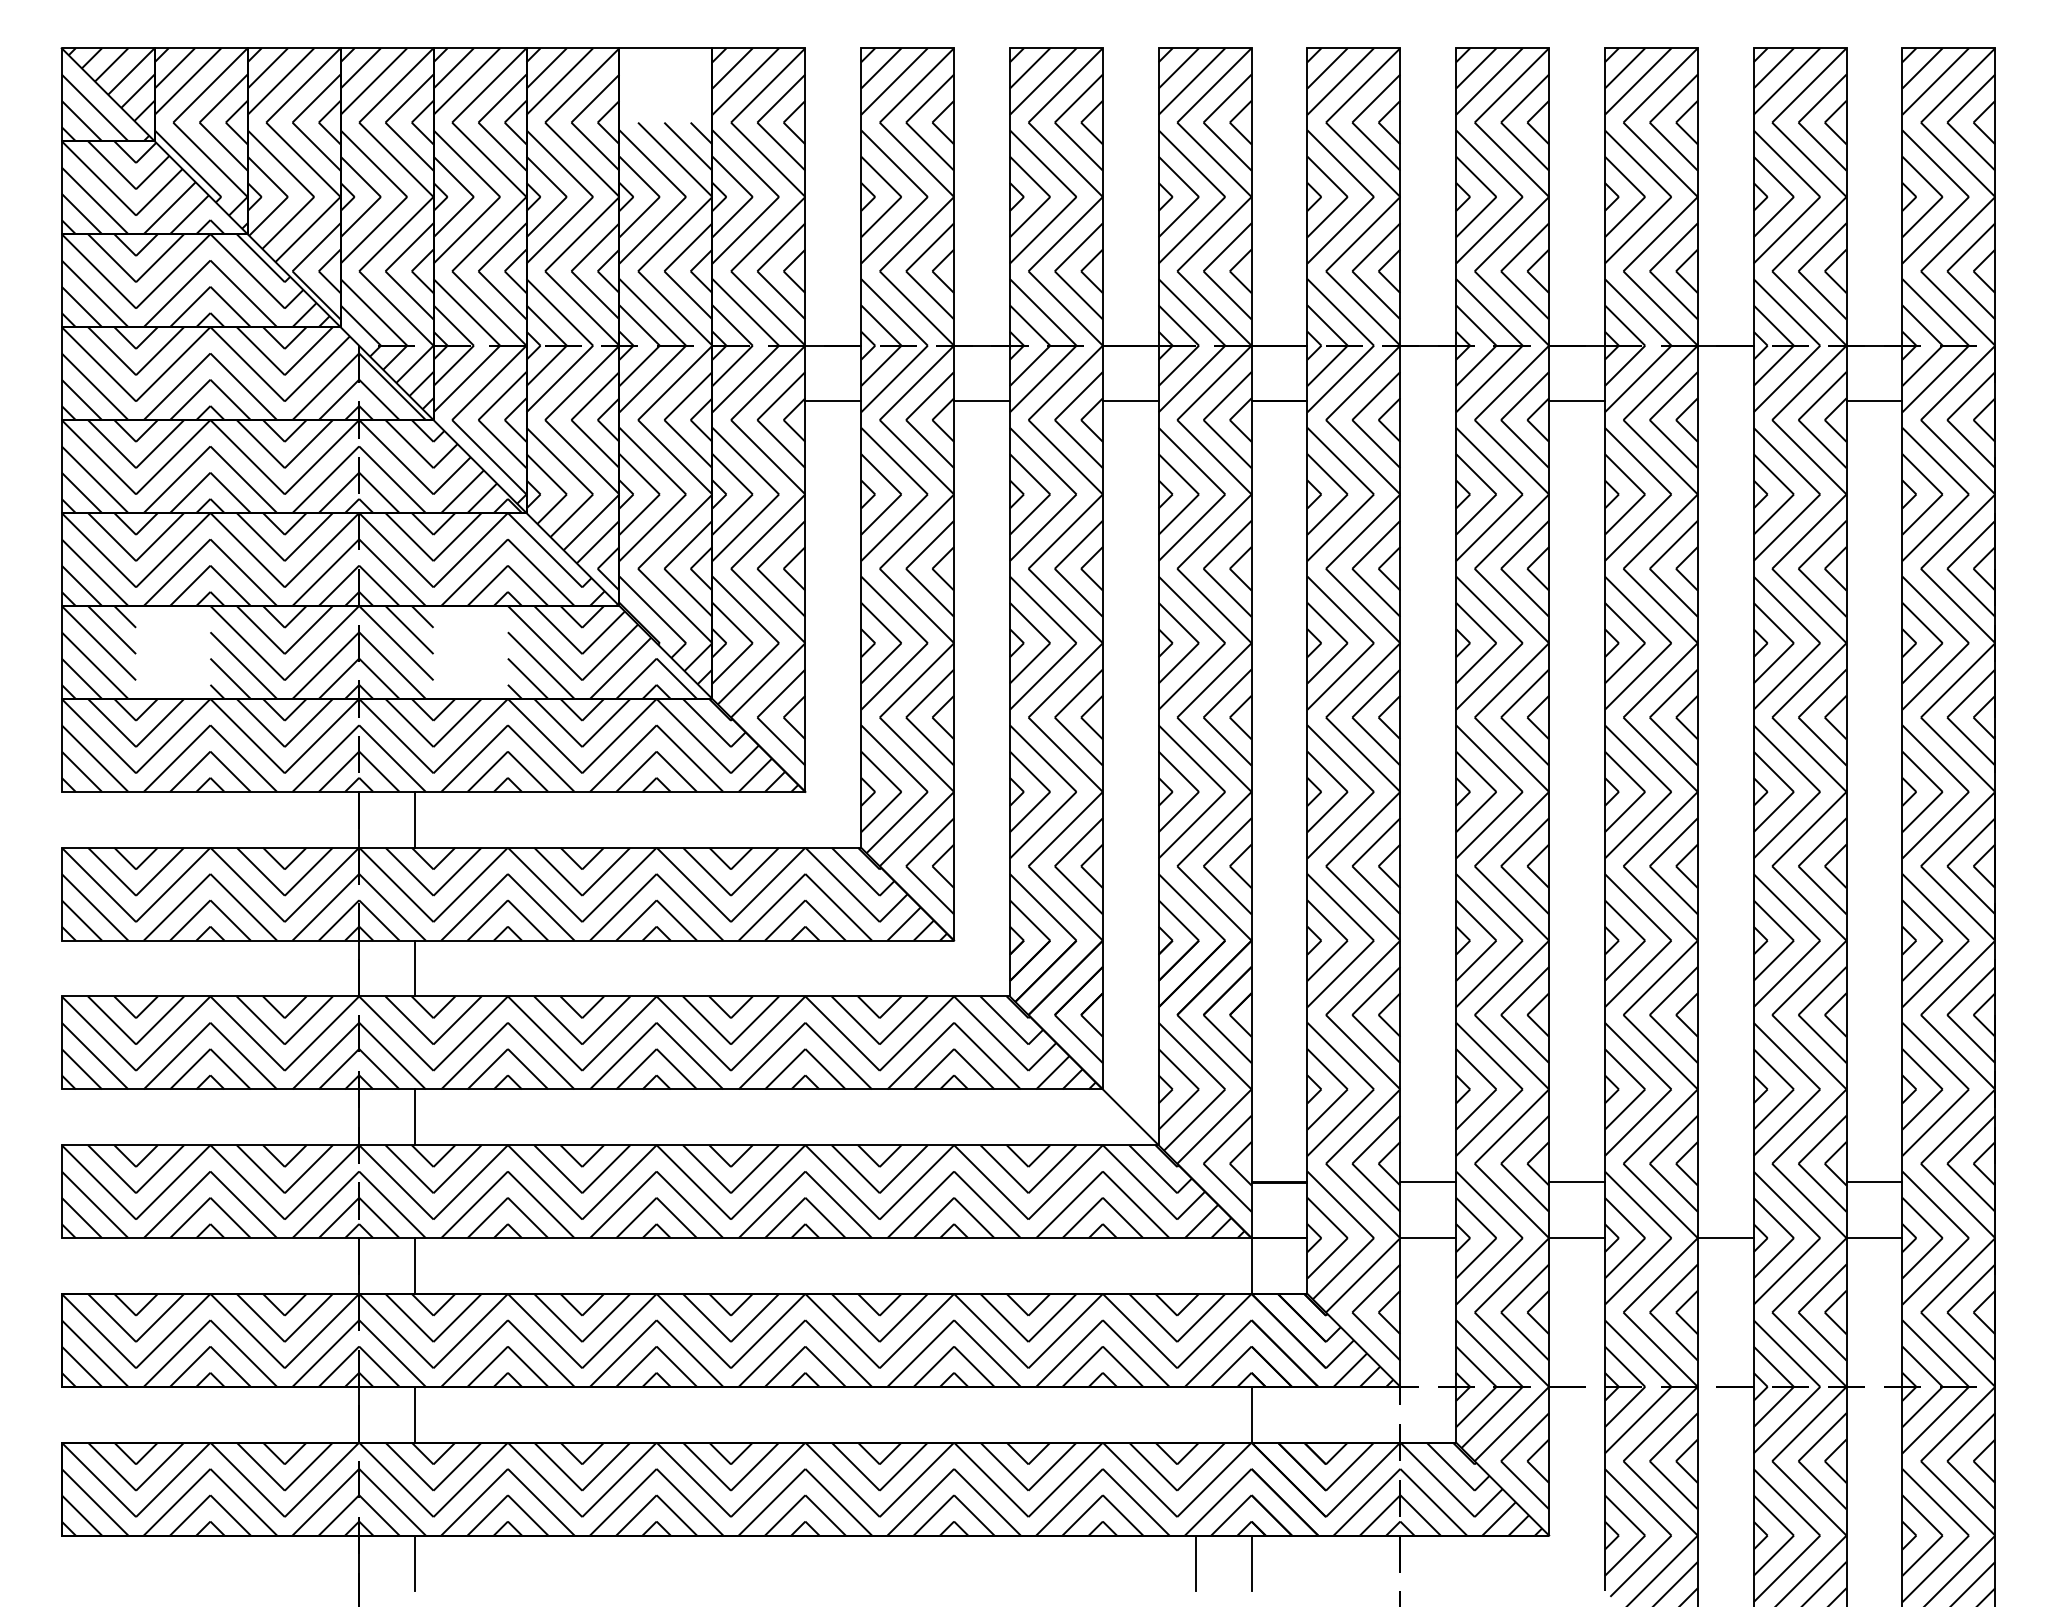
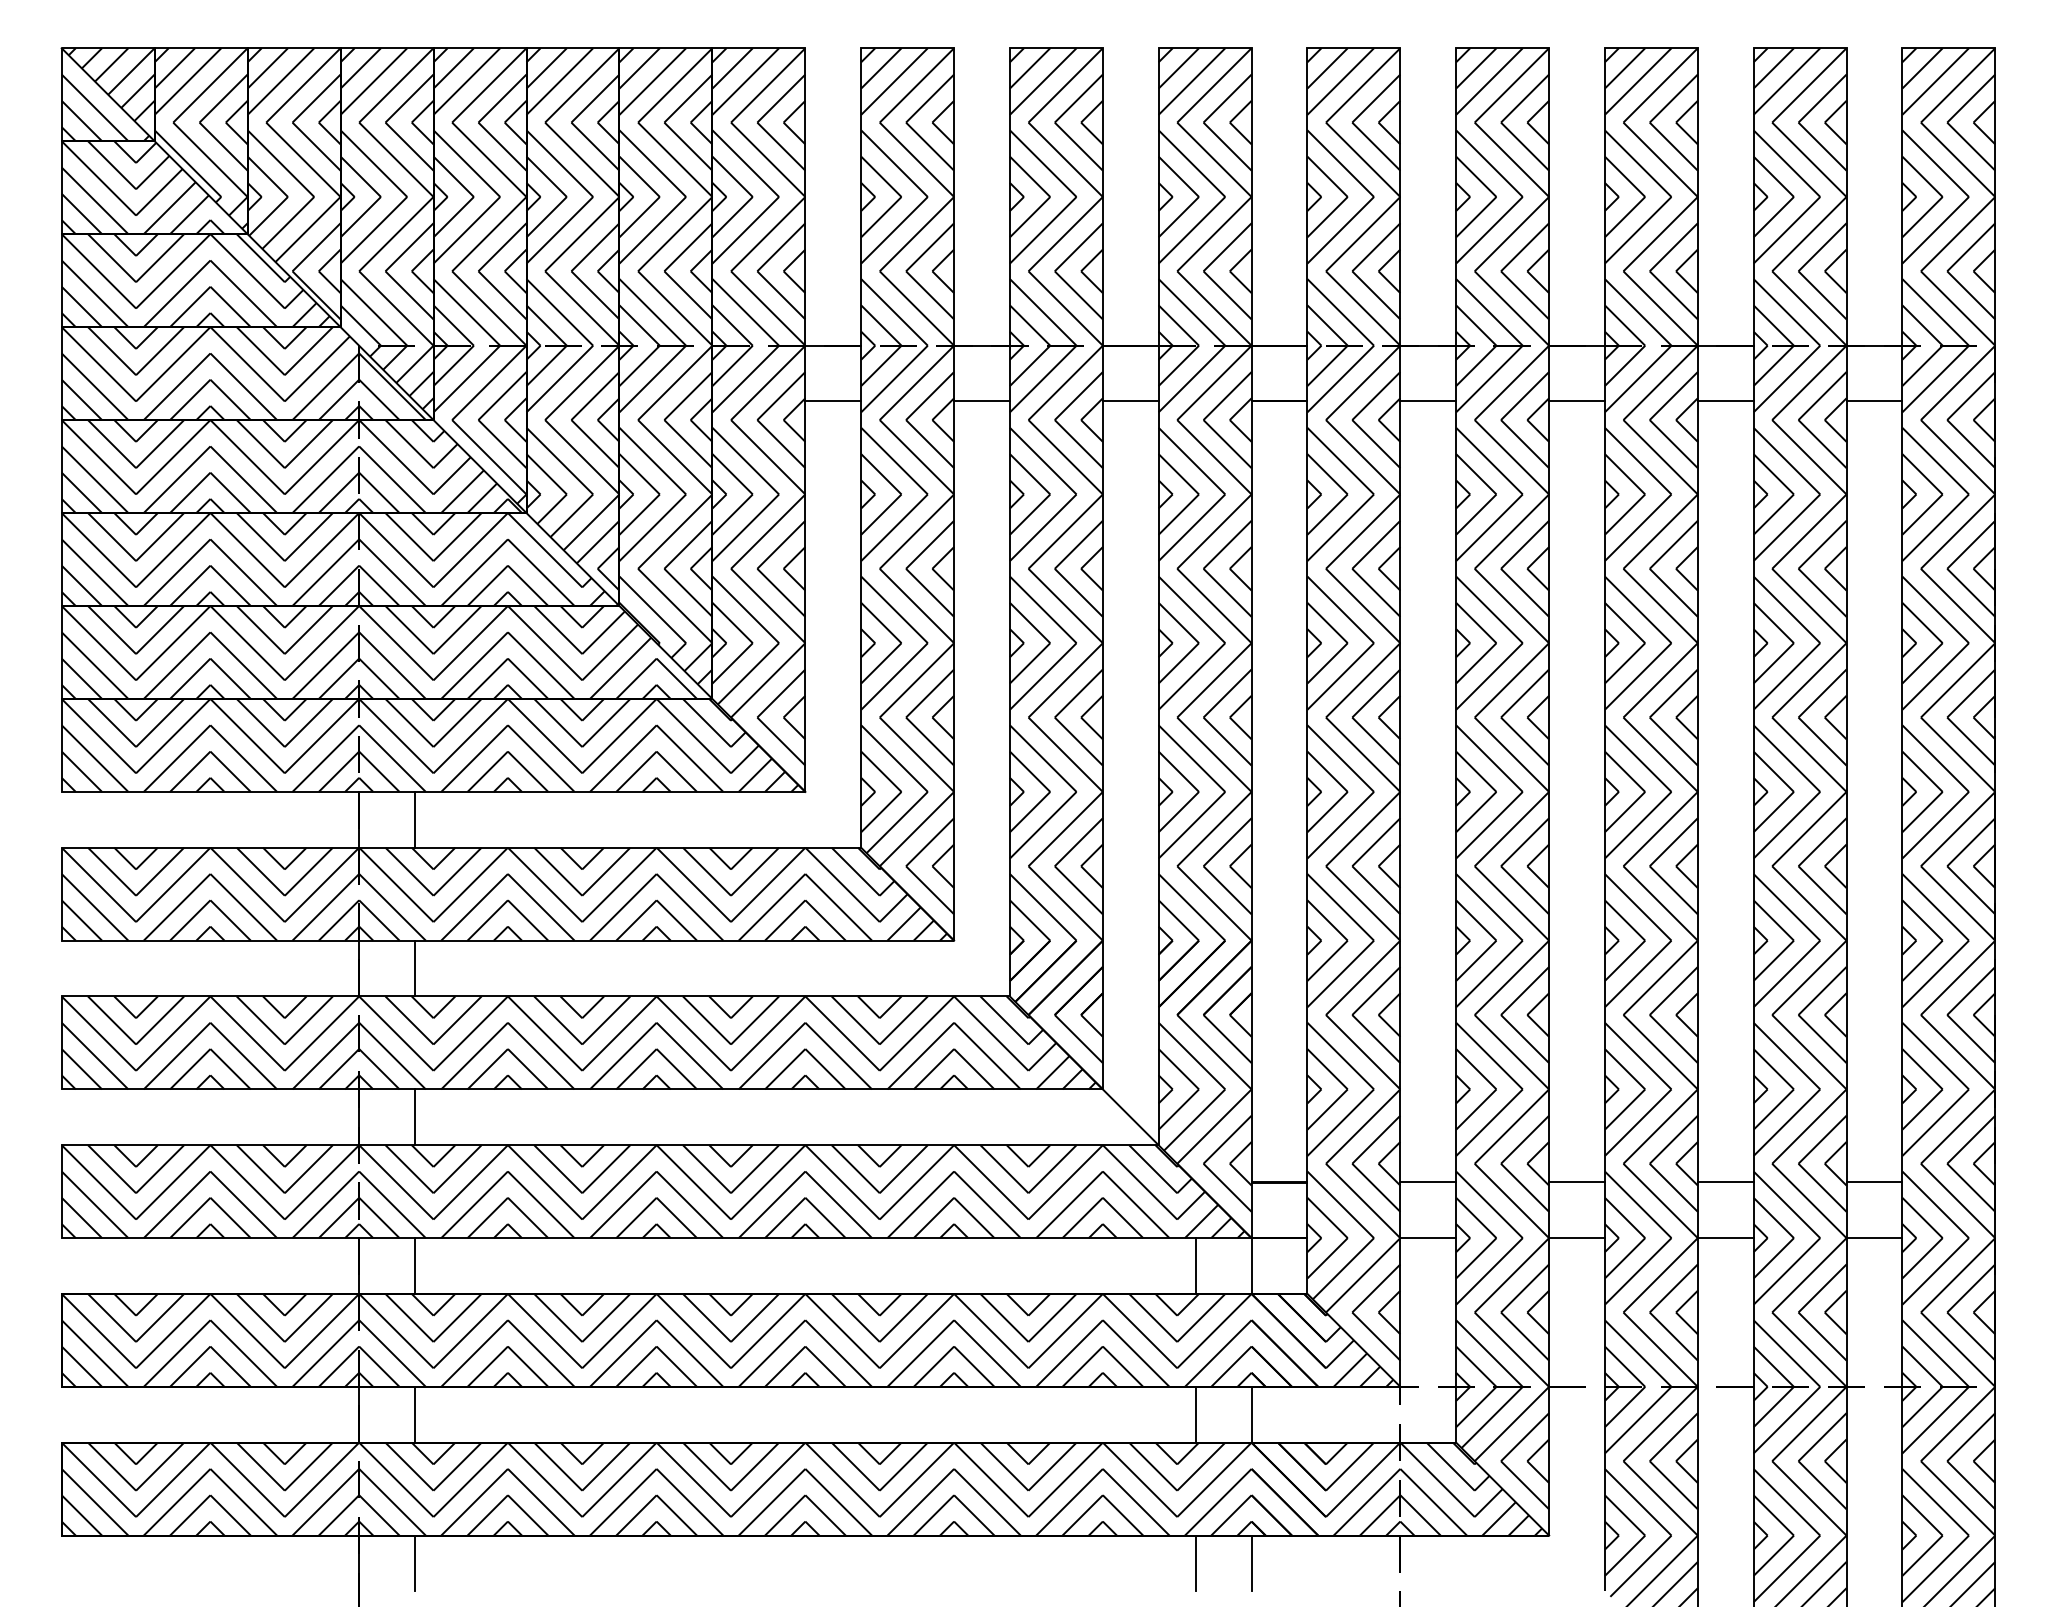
hatch: none -> present (665, 85)
line: none -> present (1428, 401)
line: none -> present (1725, 401)
hatch: none -> present (173, 652)
hatch: none -> present (470, 652)
line: none -> present (1725, 1182)
line: none -> present (1195, 1265)
line: none -> present (1195, 1414)
